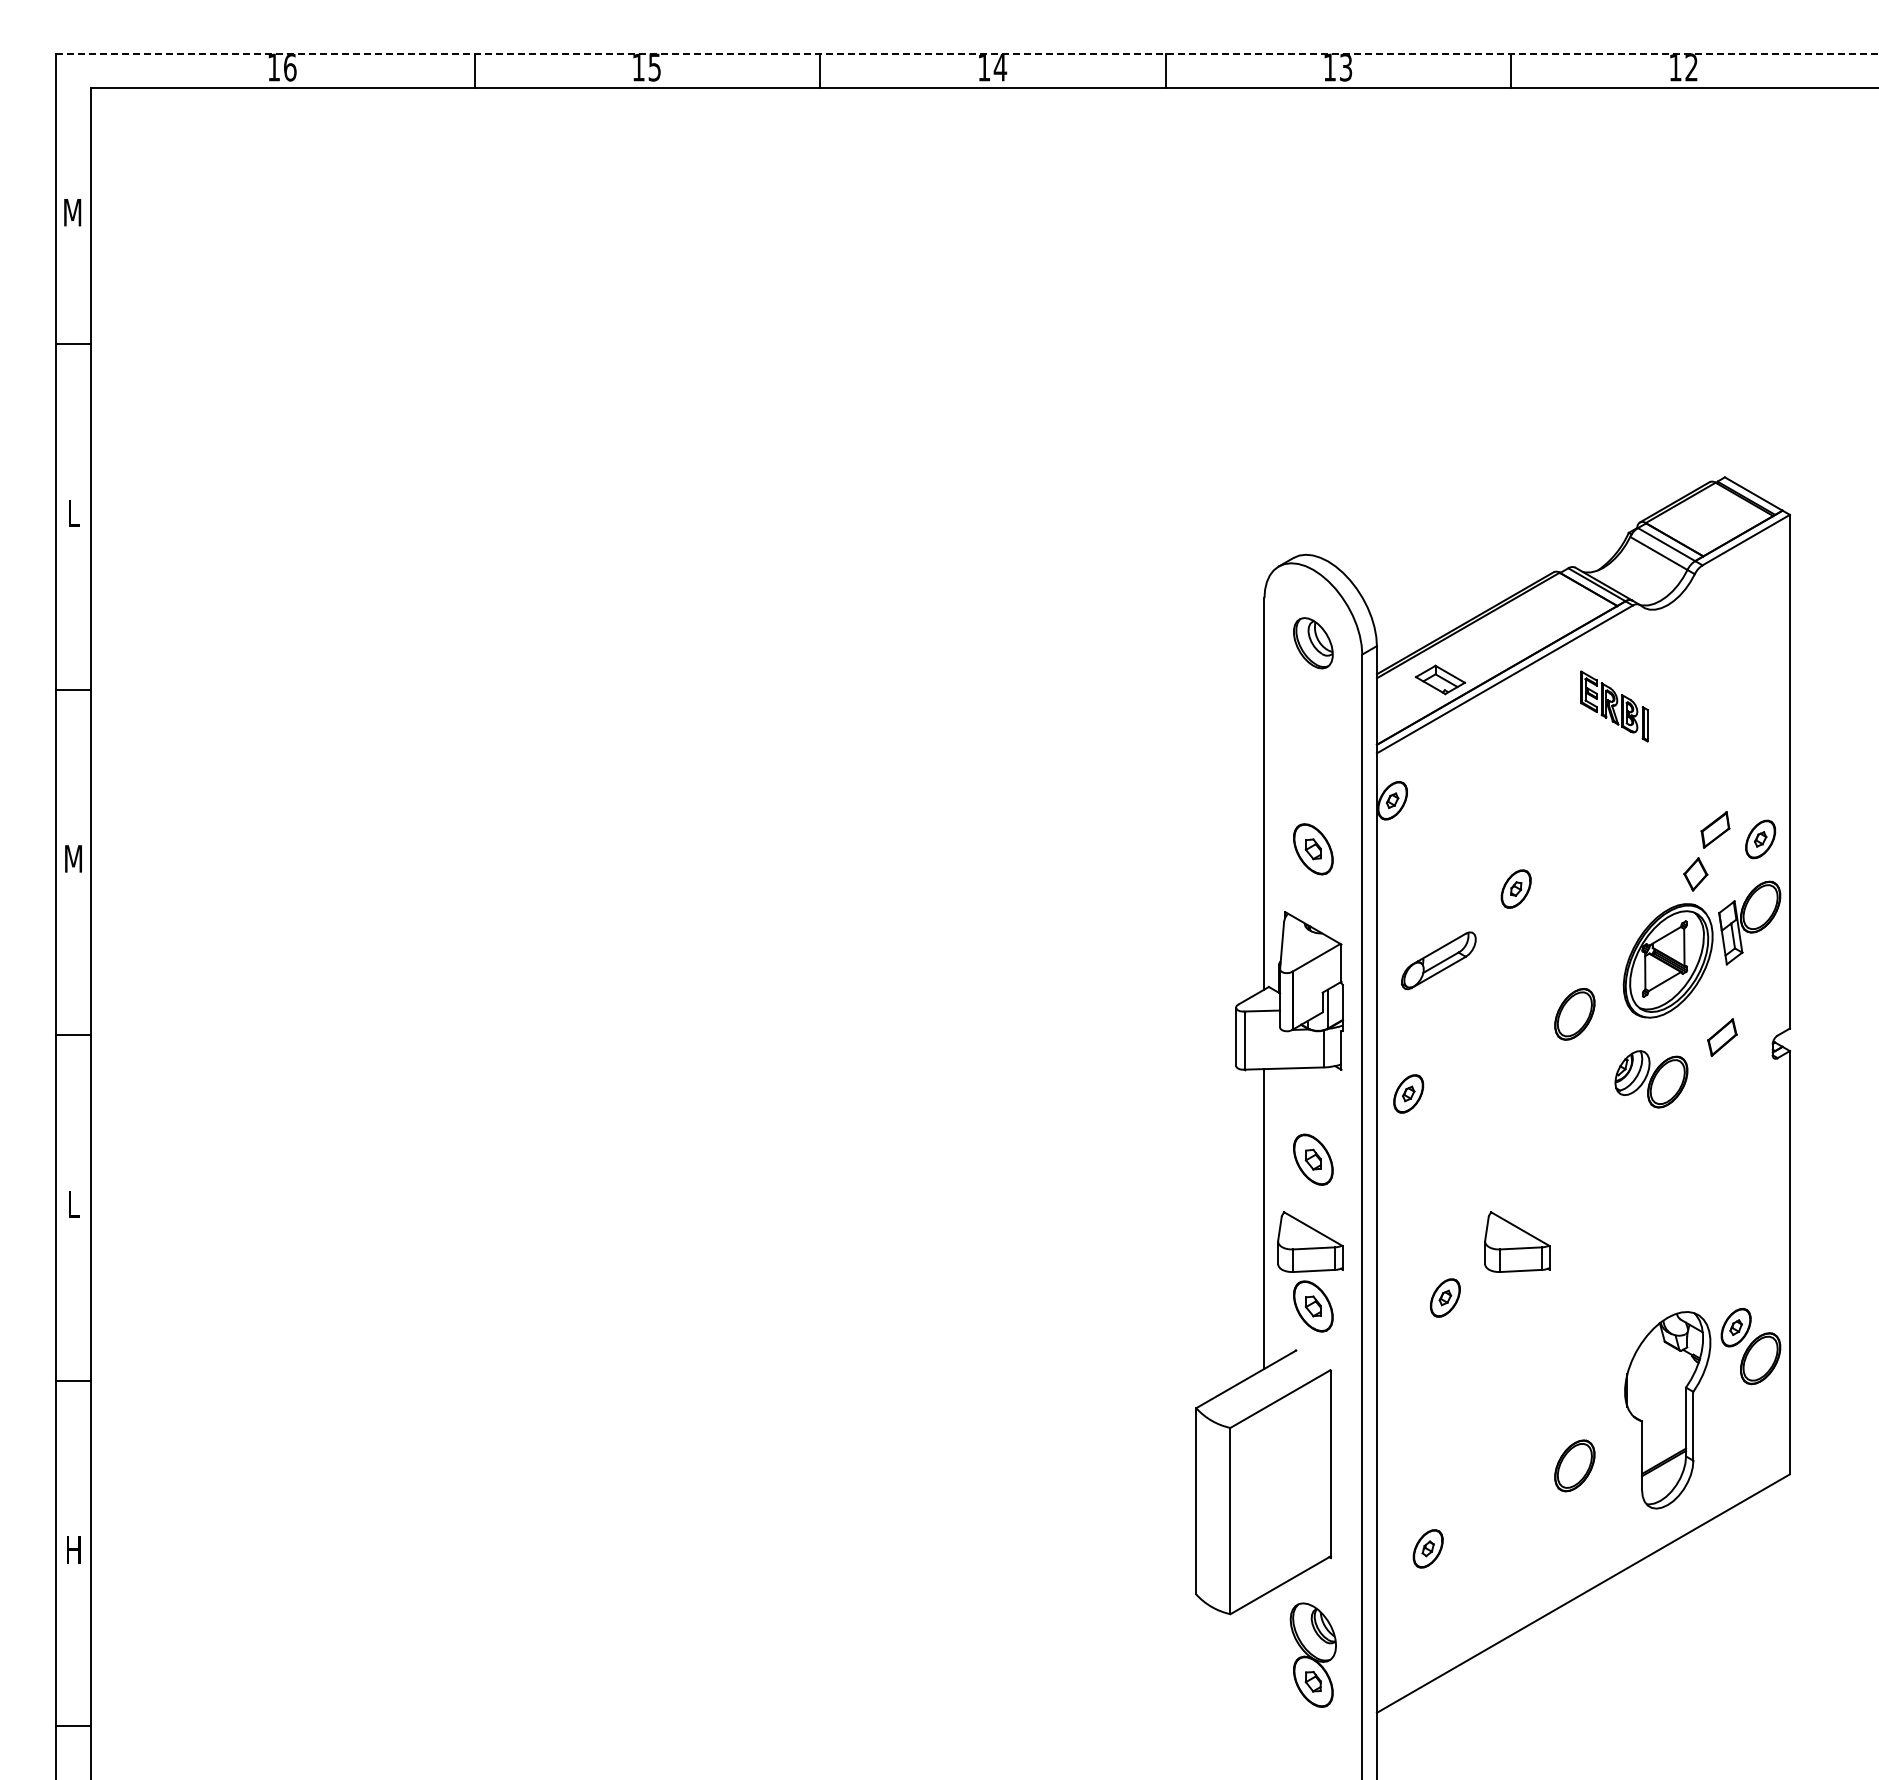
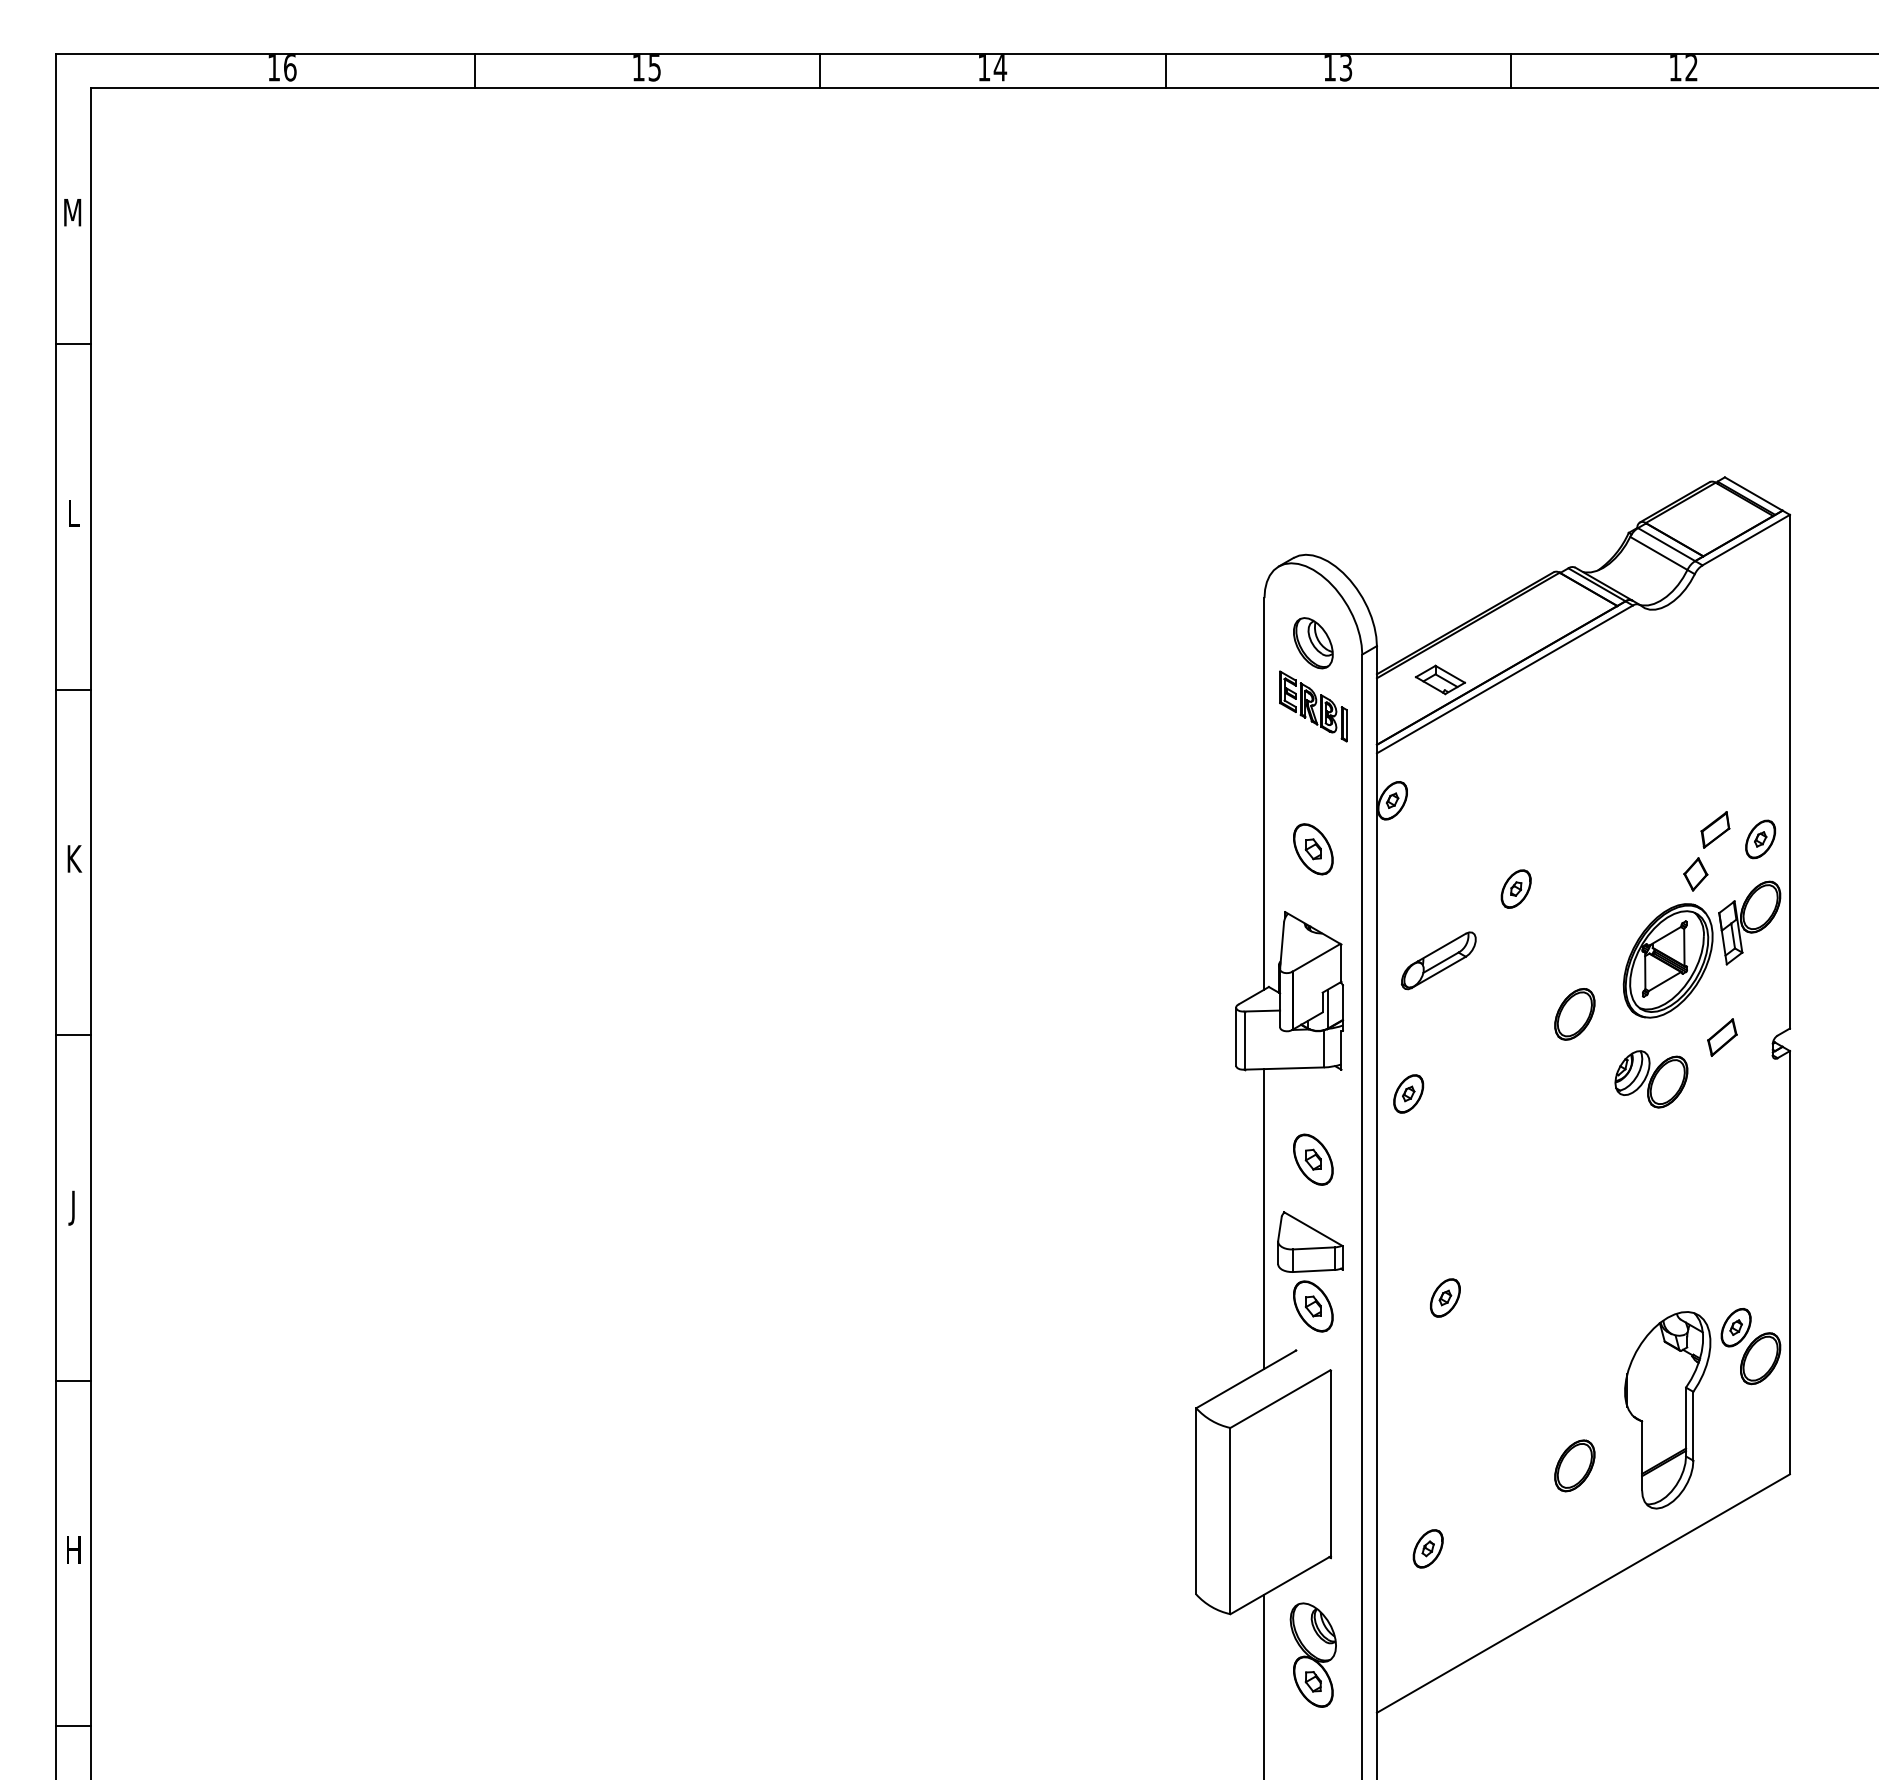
line: dashed -> solid (967, 53)
part position: (1614, 706) -> (1313, 706) (1313, 706)
text: M -> K (73, 858)
text: L -> J (73, 1207)
part: present -> none (1517, 1241)
line: none -> present (1264, 1685)
